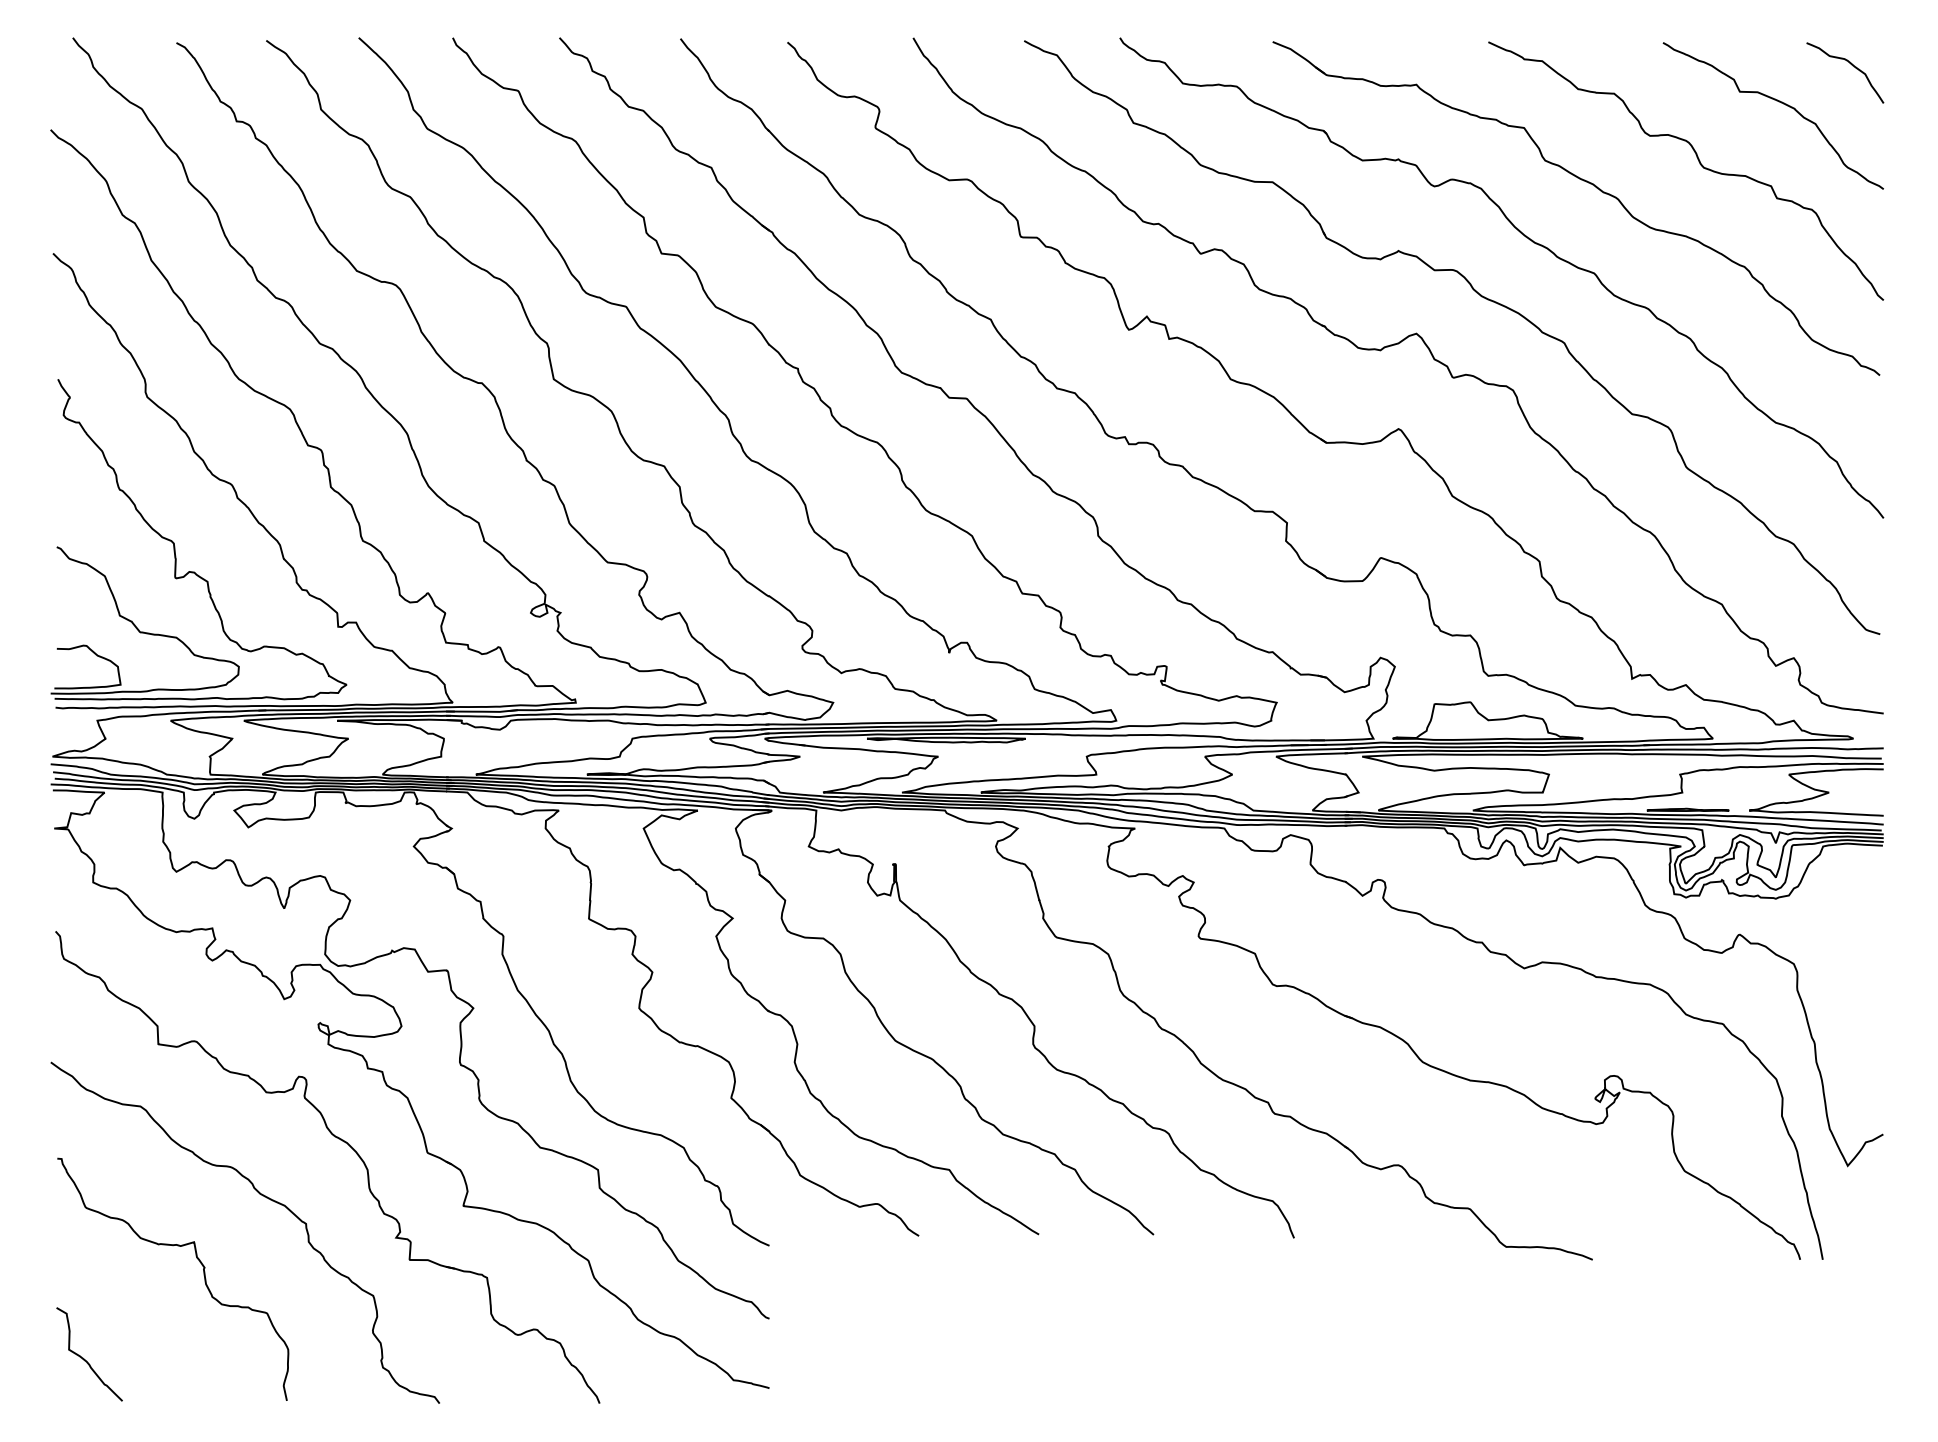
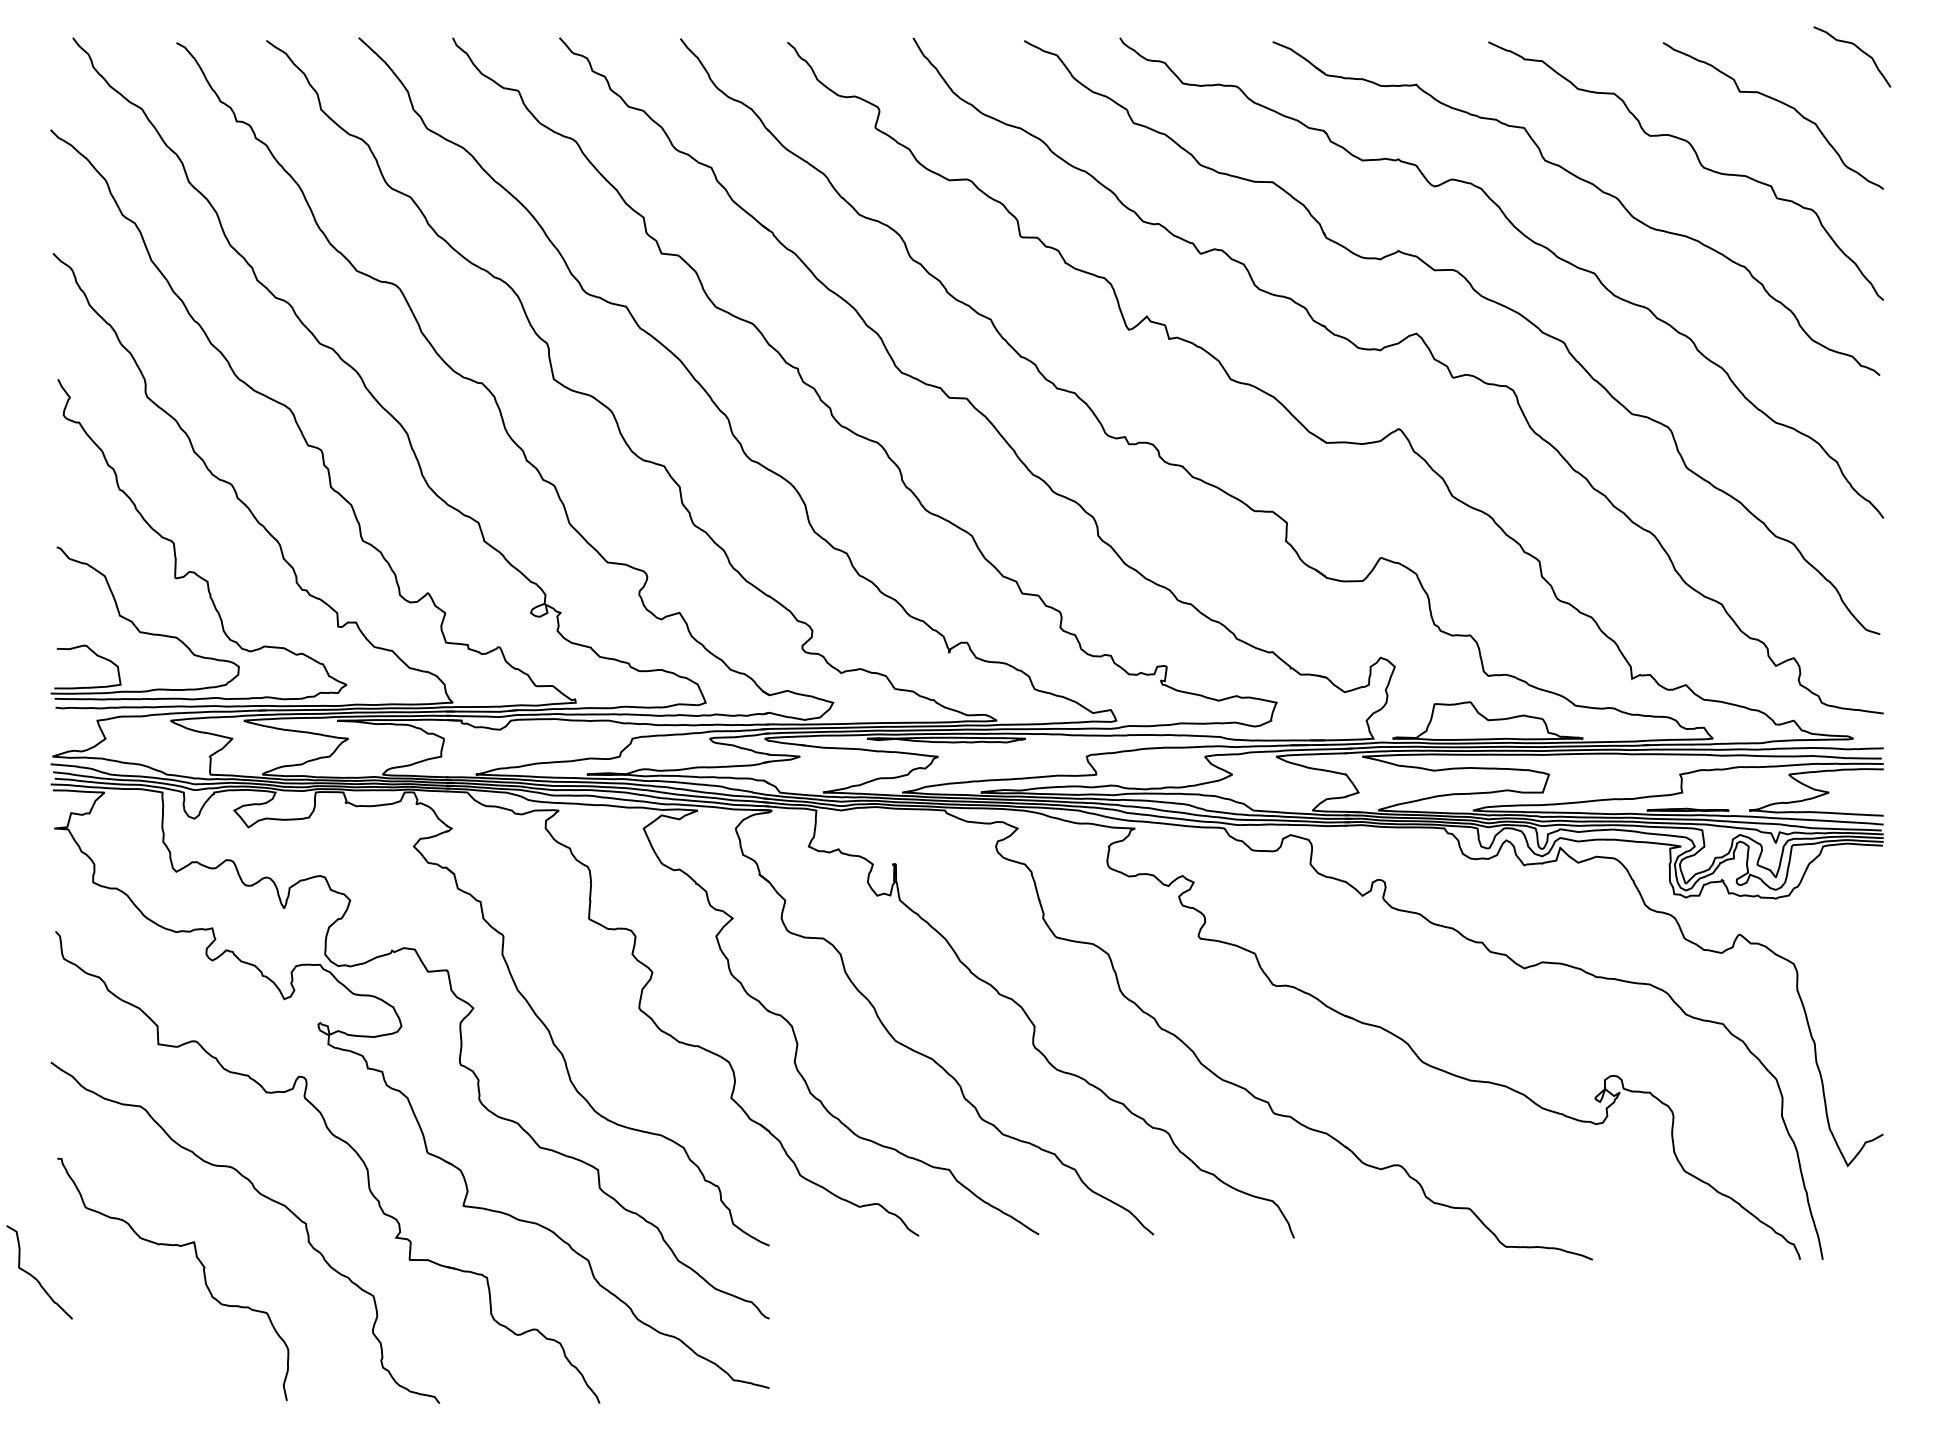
curve position: (1851, 65) -> (1858, 49) (1858, 49)
curve position: (84, 1358) -> (34, 1276) (34, 1276)
